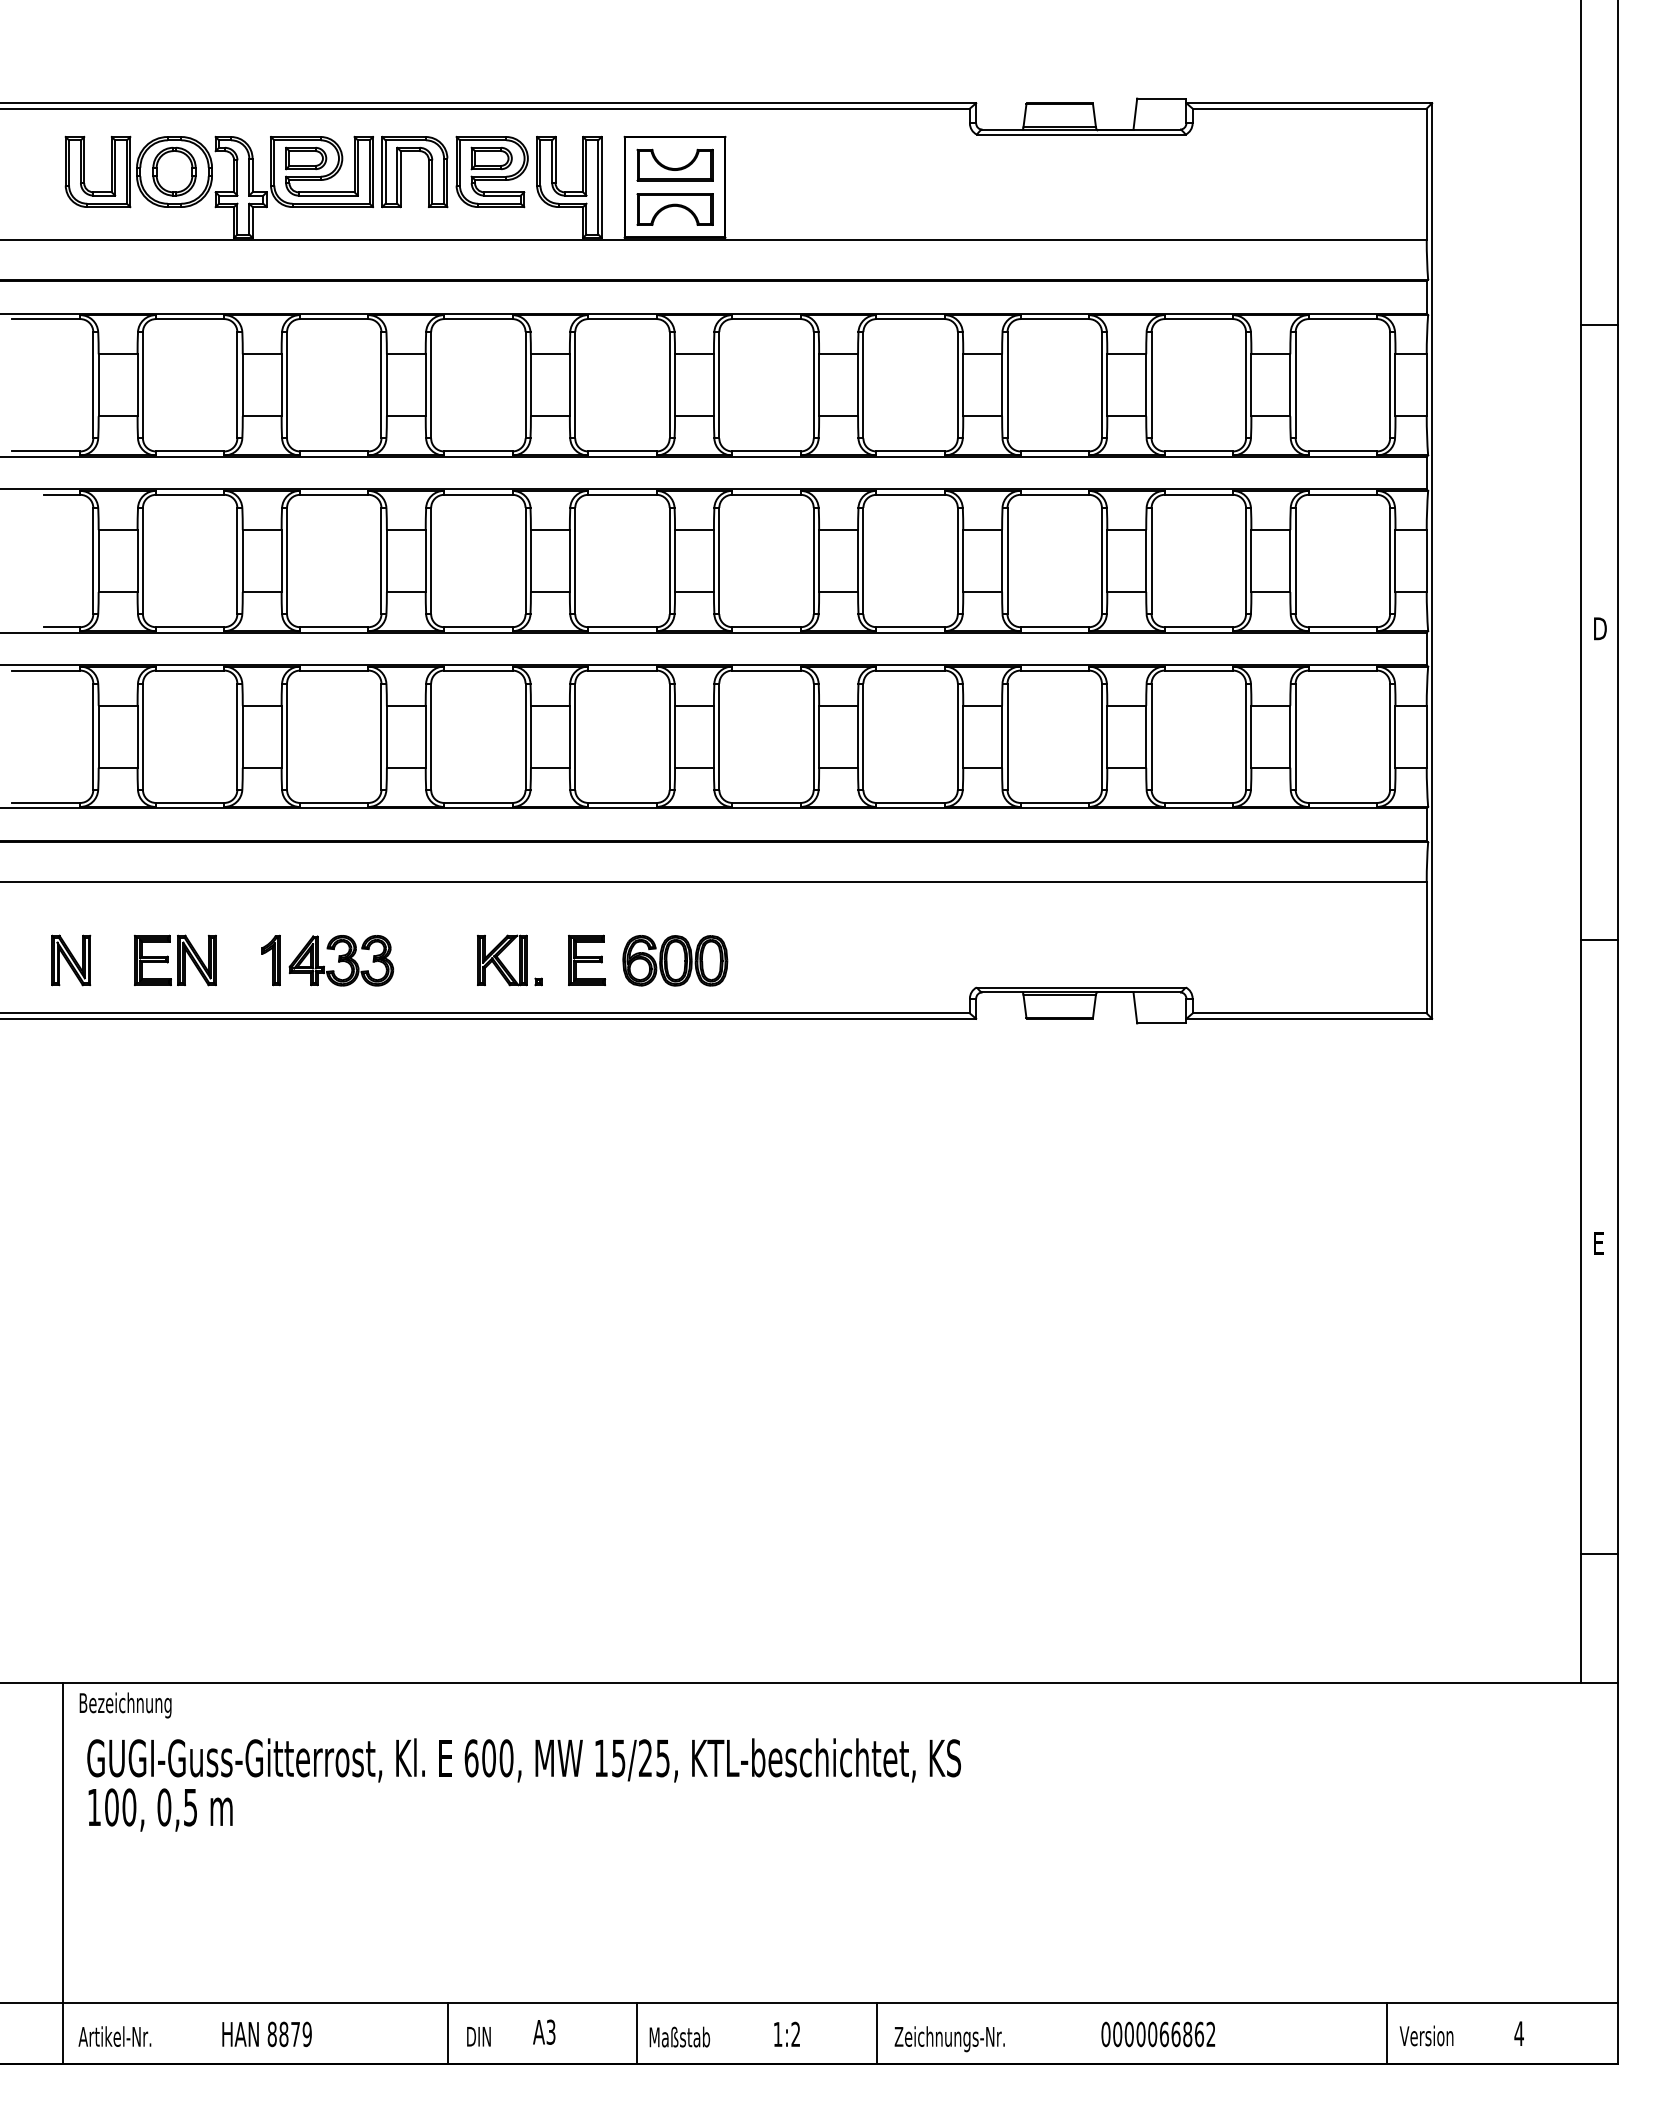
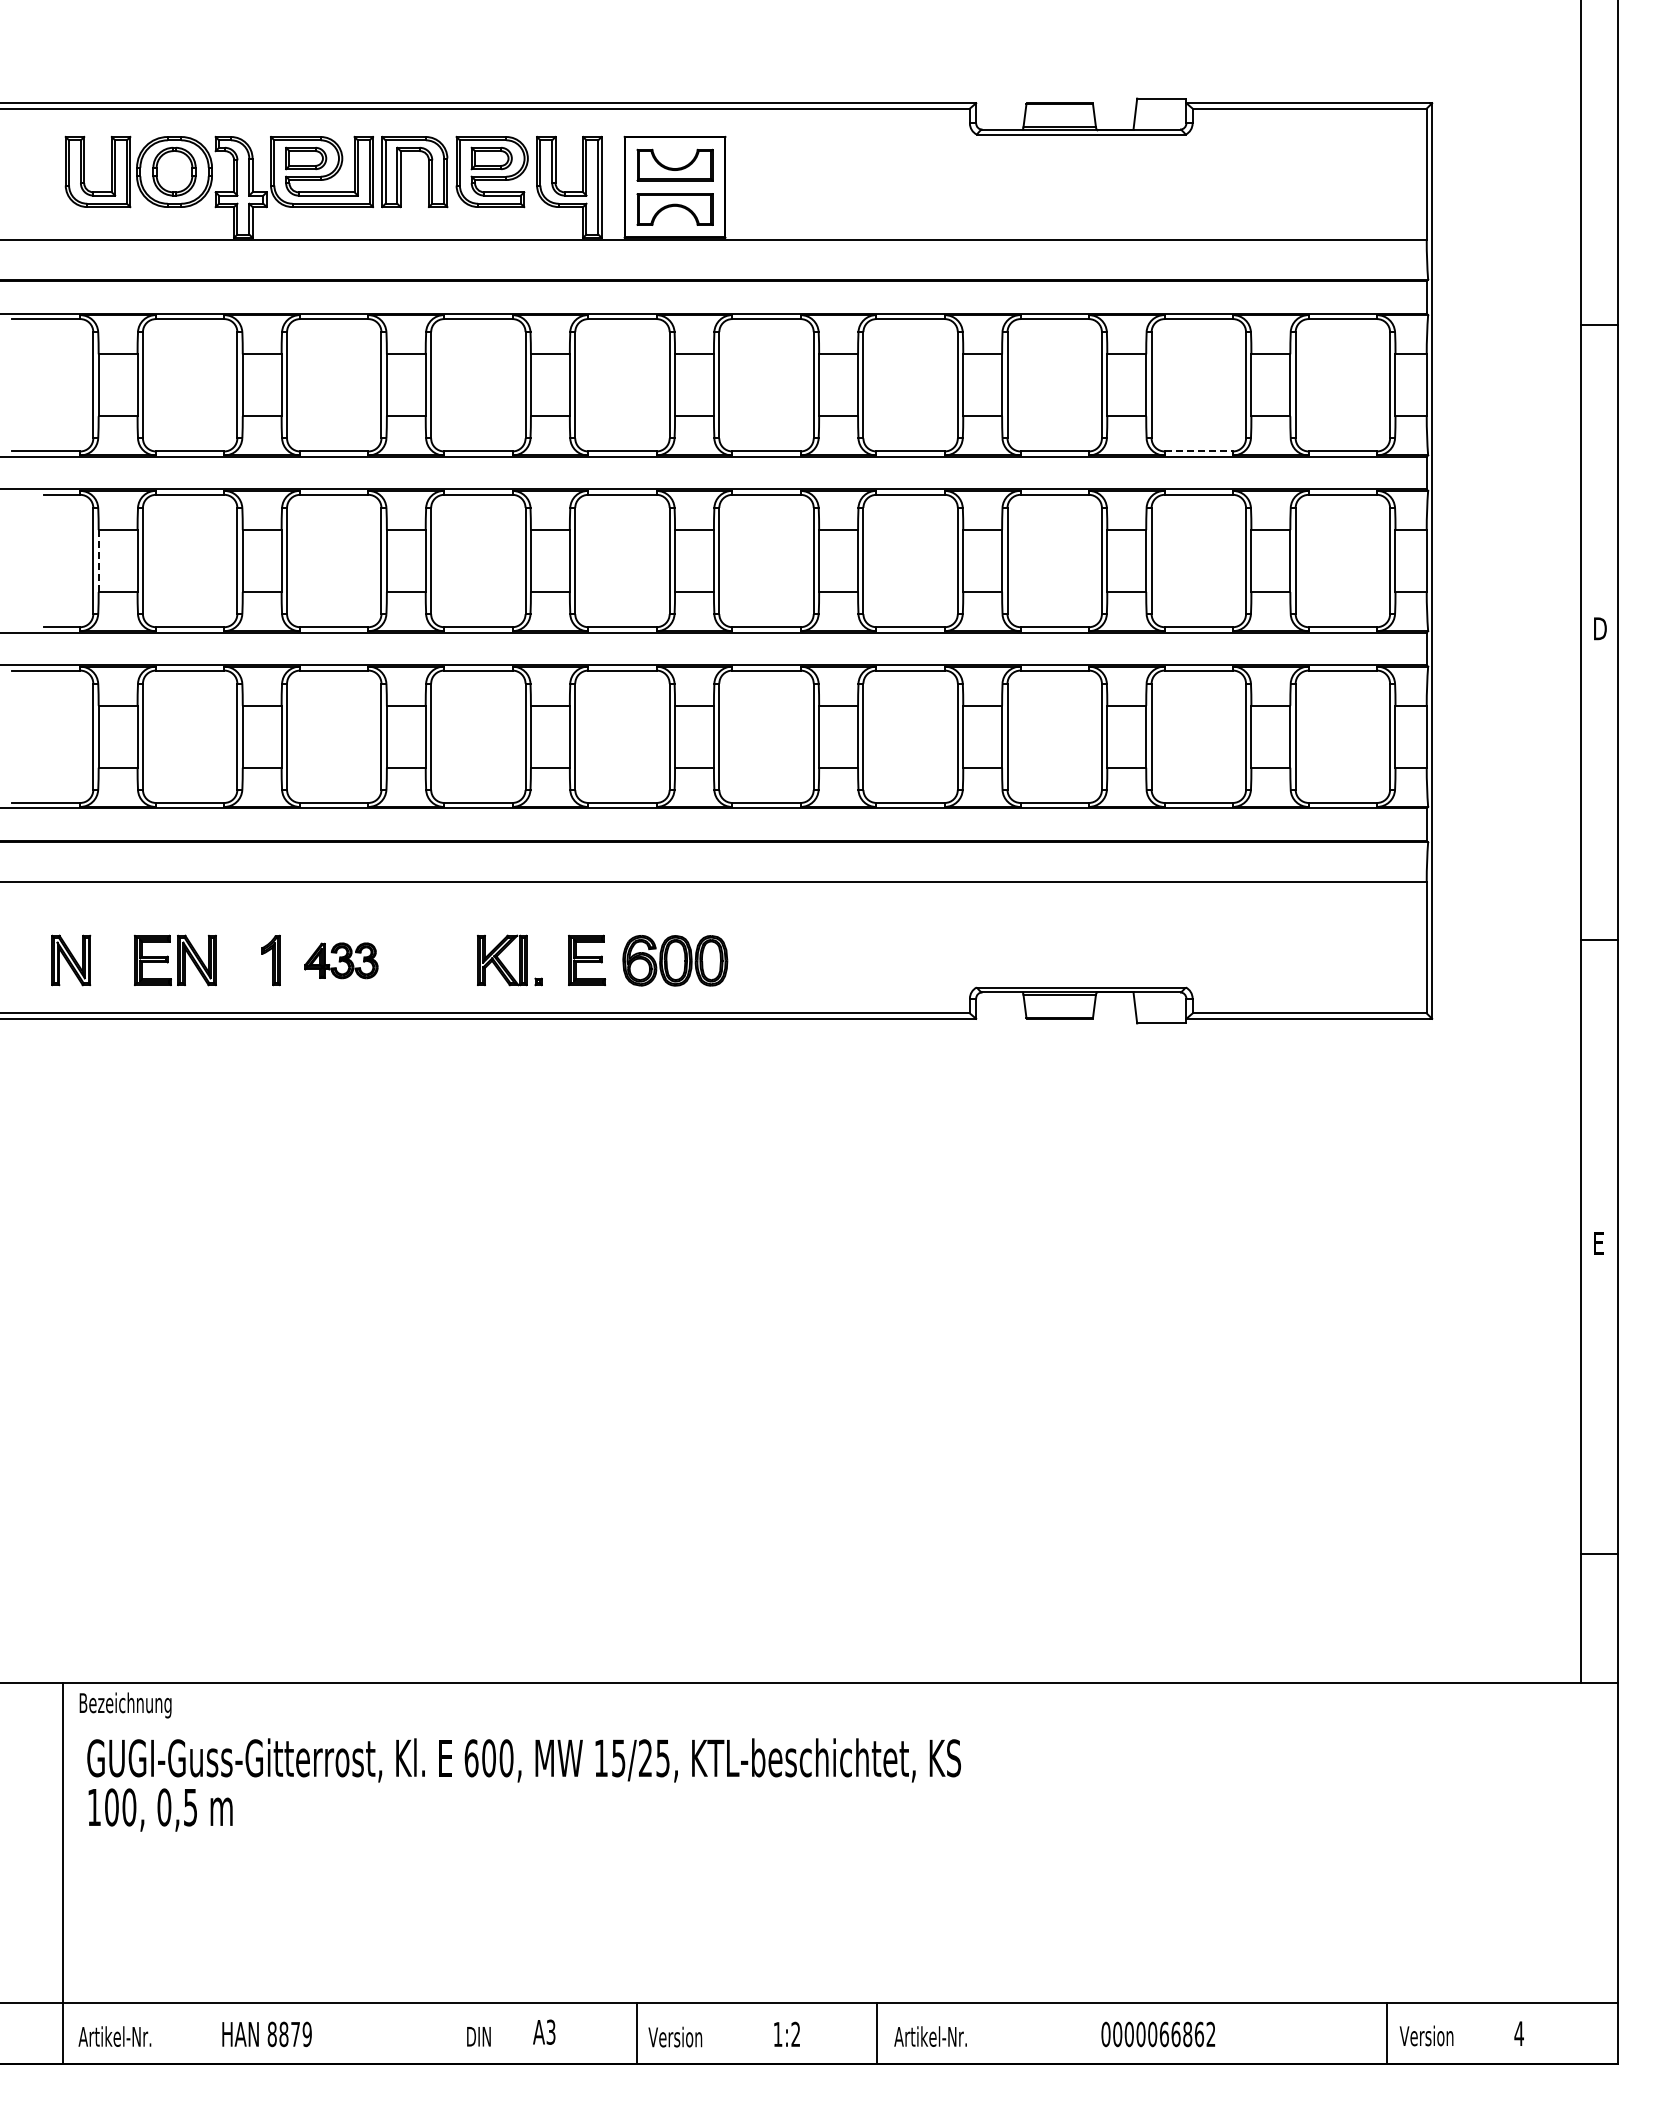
line: solid -> dashed (1199, 451)
line: solid -> dashed (98, 561)
part size: 107x52 px -> 75x38 px (341, 960)
line: present -> none (448, 2033)
text: Maßstab -> Version (679, 2036)
text: Zeichnungs-Nr. -> Artikel-Nr. (949, 2039)
